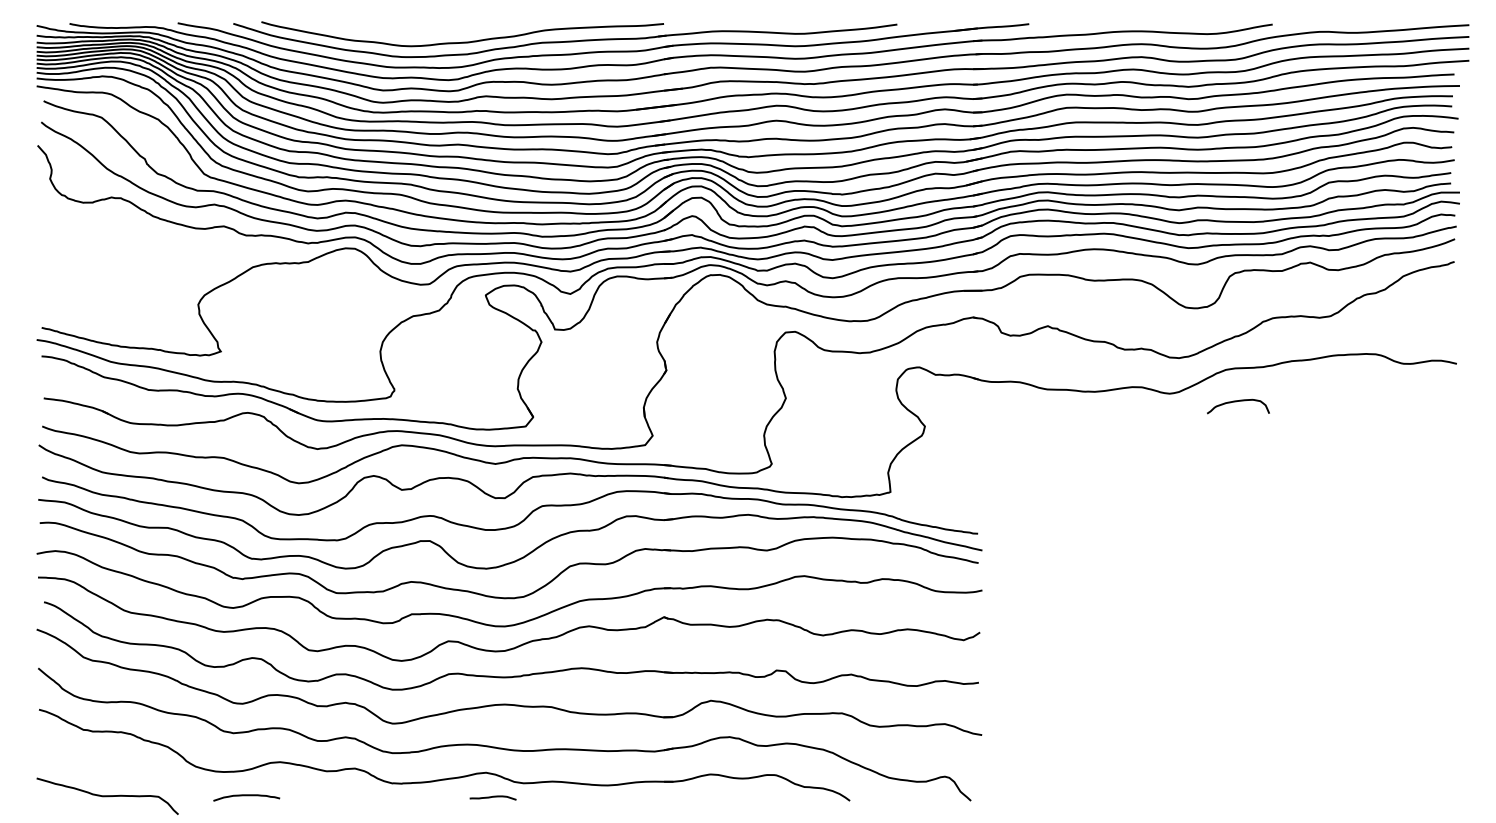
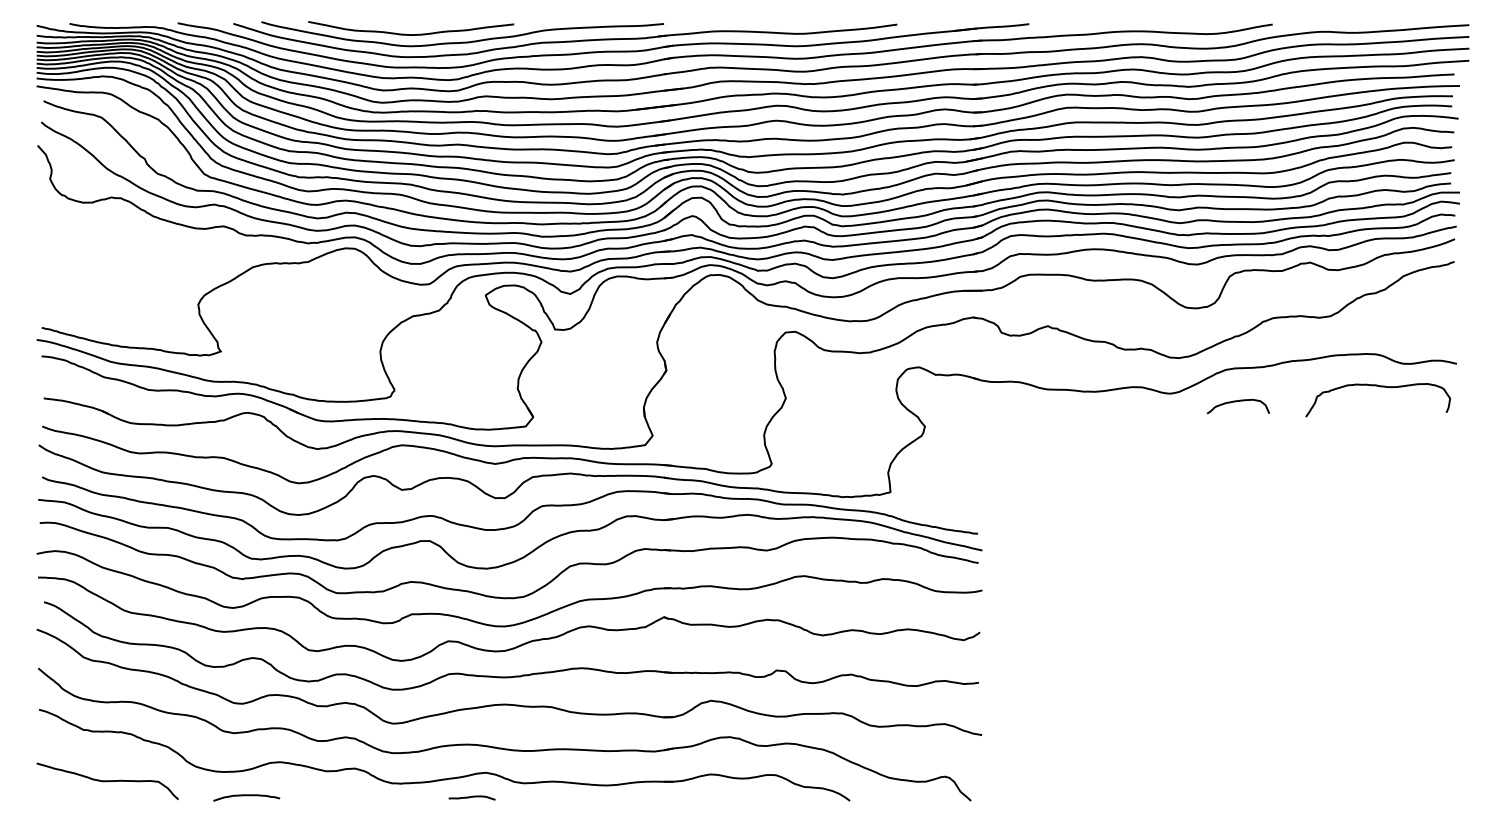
curve: none -> present (411, 34)
curve: none -> present (1380, 387)
curve position: (107, 795) -> (107, 780) (107, 780)
curve position: (492, 797) -> (471, 797) (471, 797)
